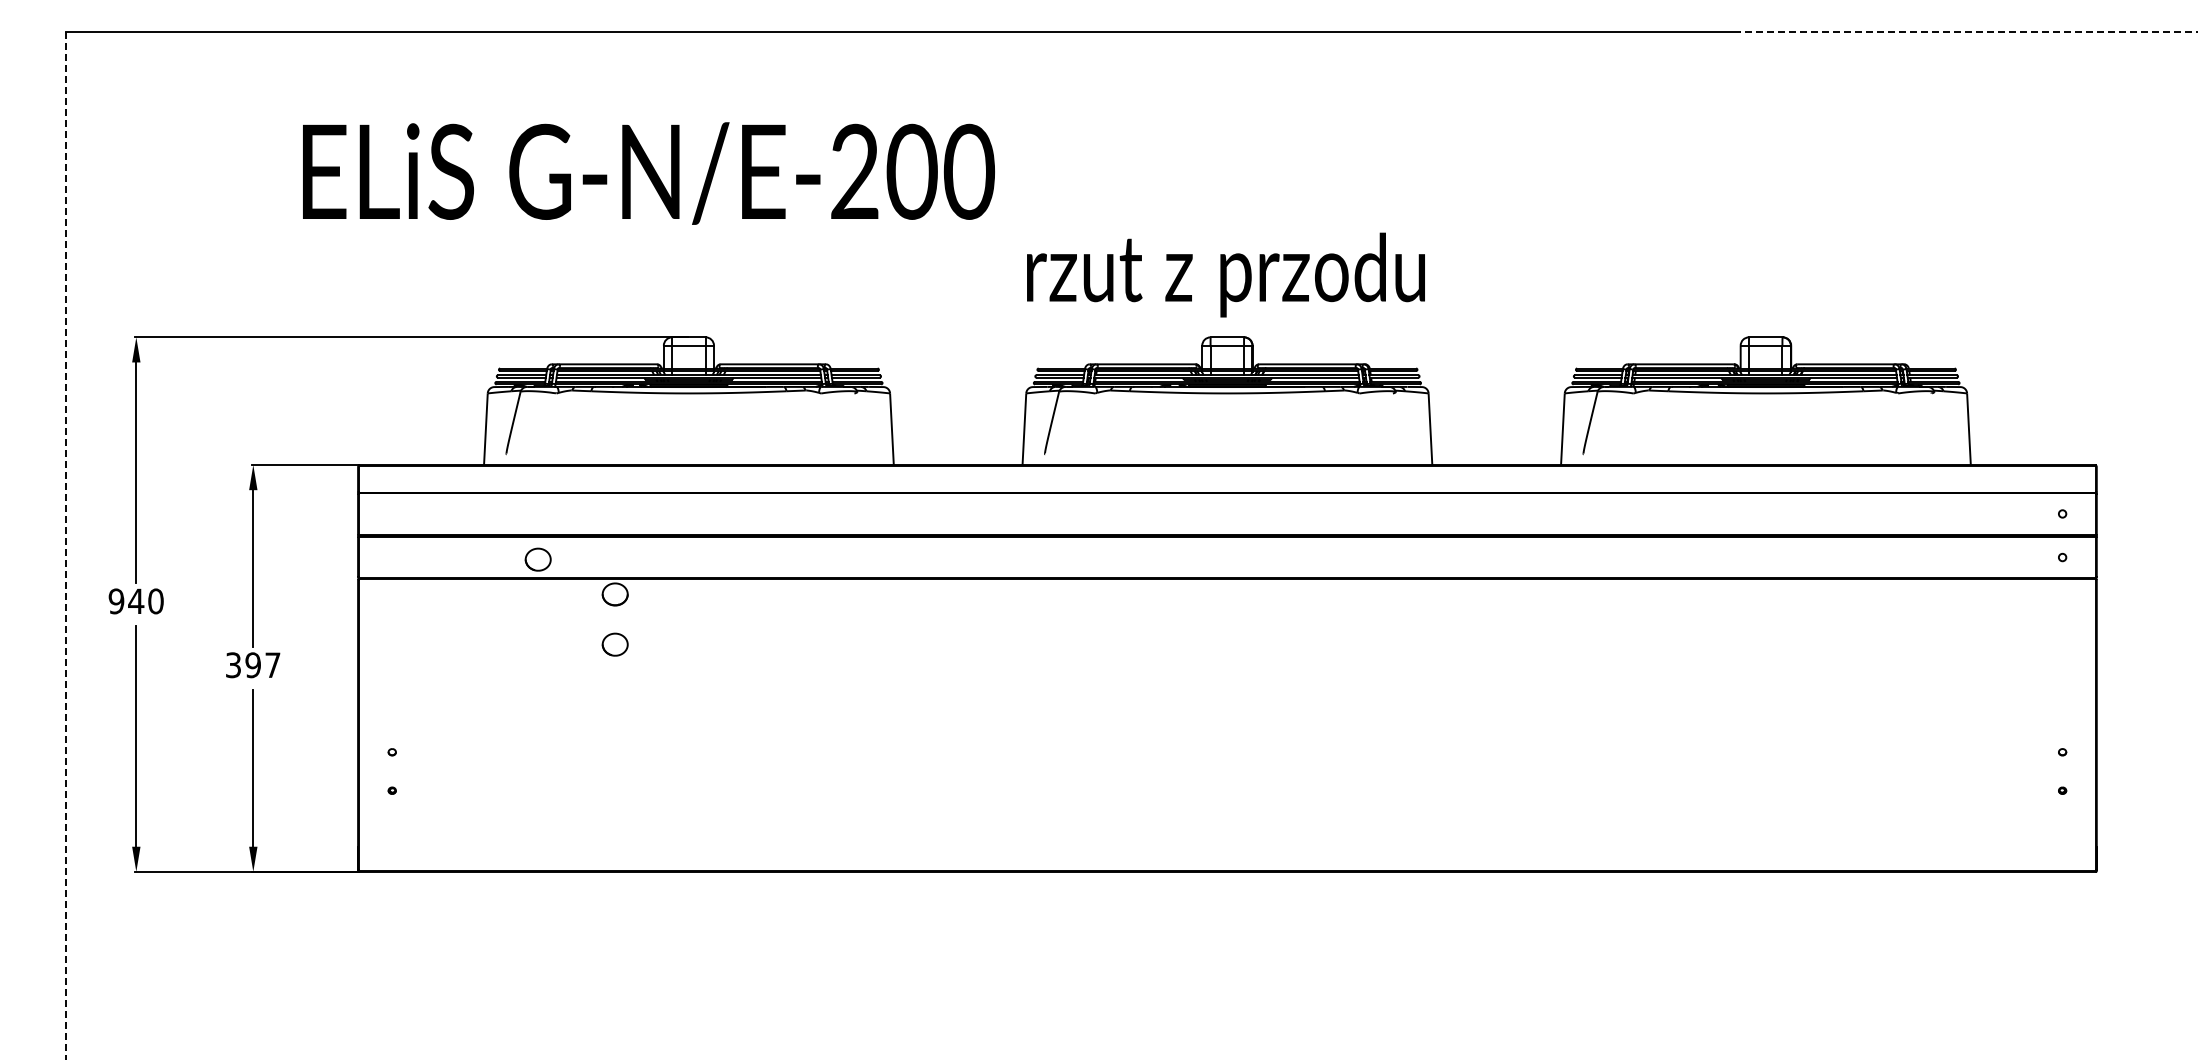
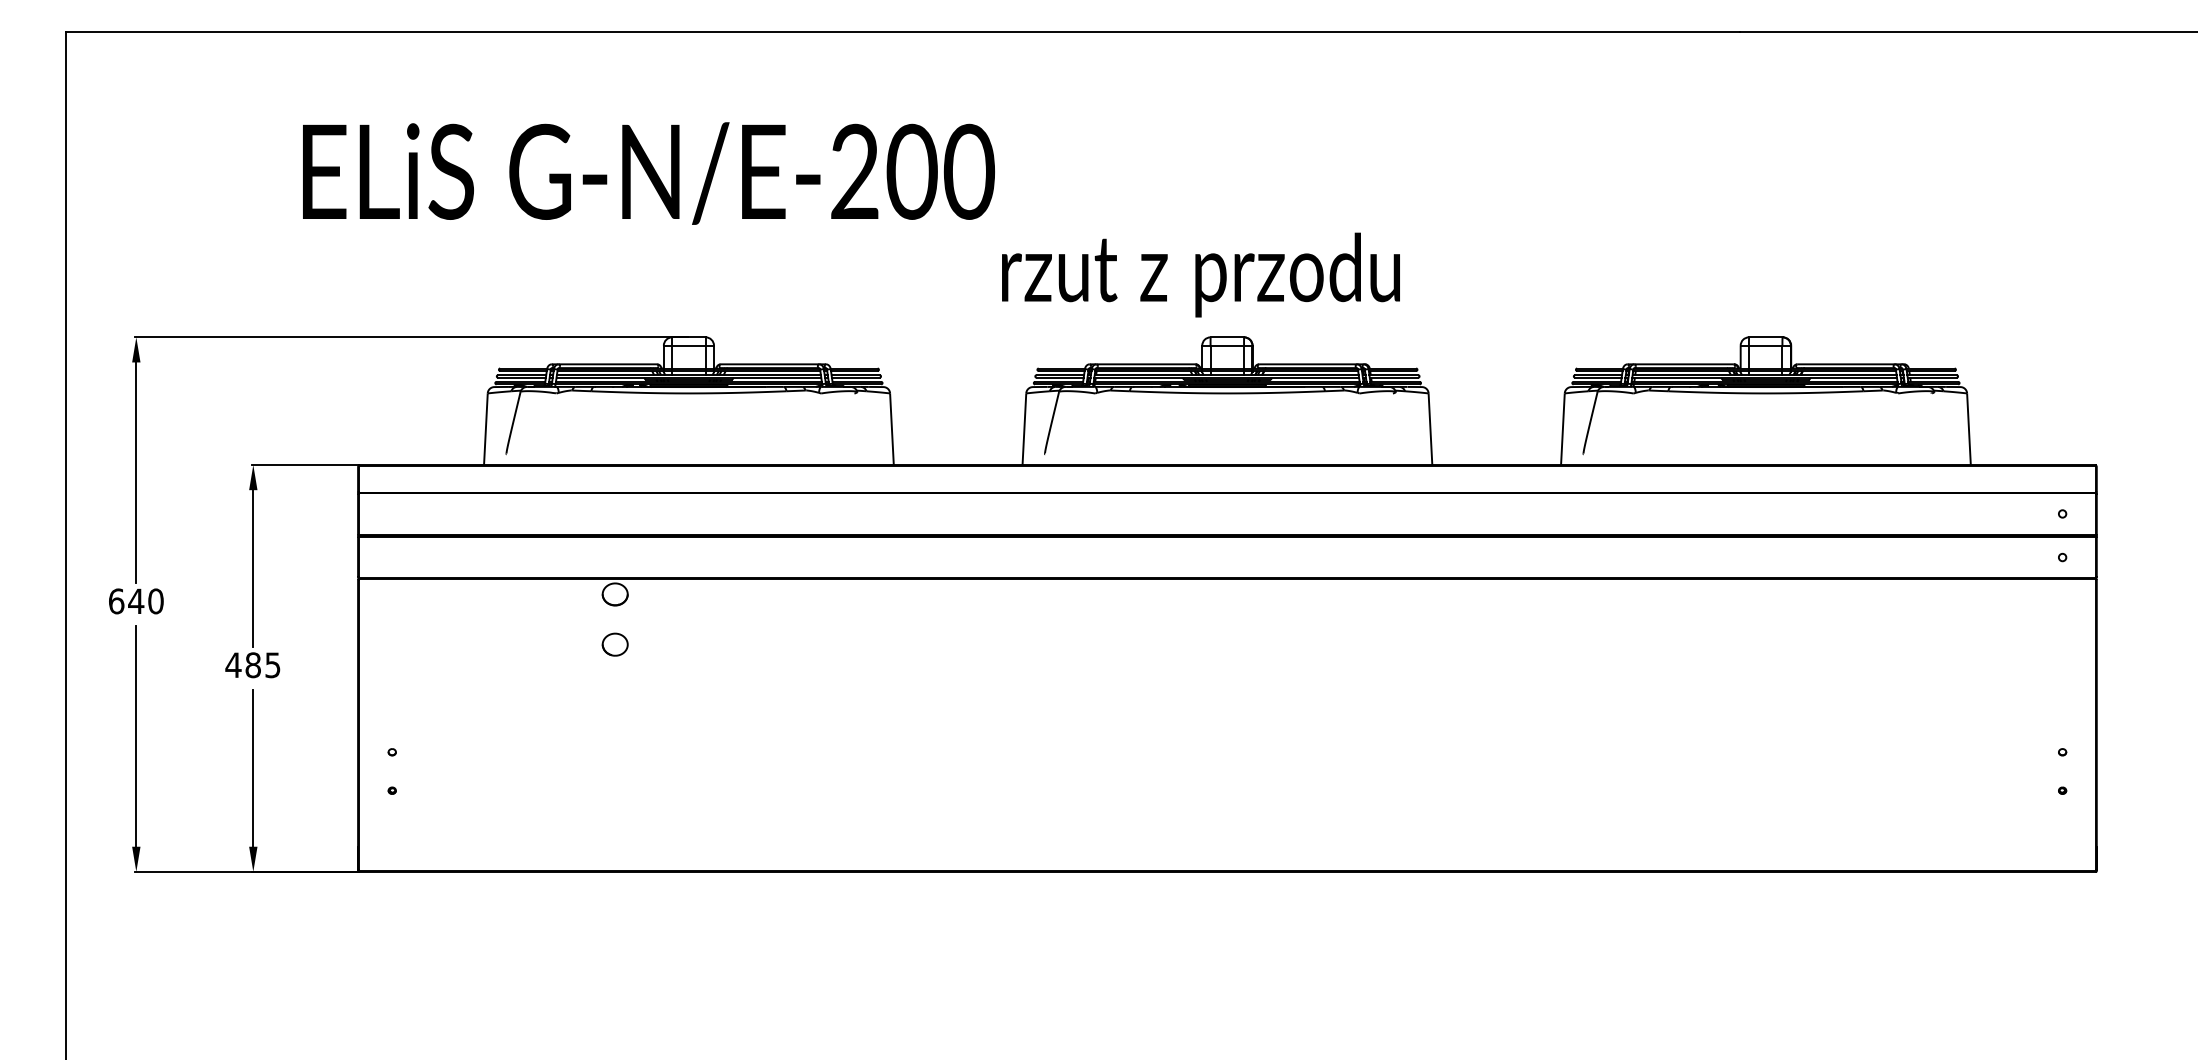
line: dashed -> solid (1968, 31)
text position: (1225, 274) -> (1200, 274) (1200, 274)
line: dashed -> solid (65, 545)
part: present -> none (537, 559)
text: 940 -> 640 (116, 601)
text: 397 -> 485 (252, 665)
